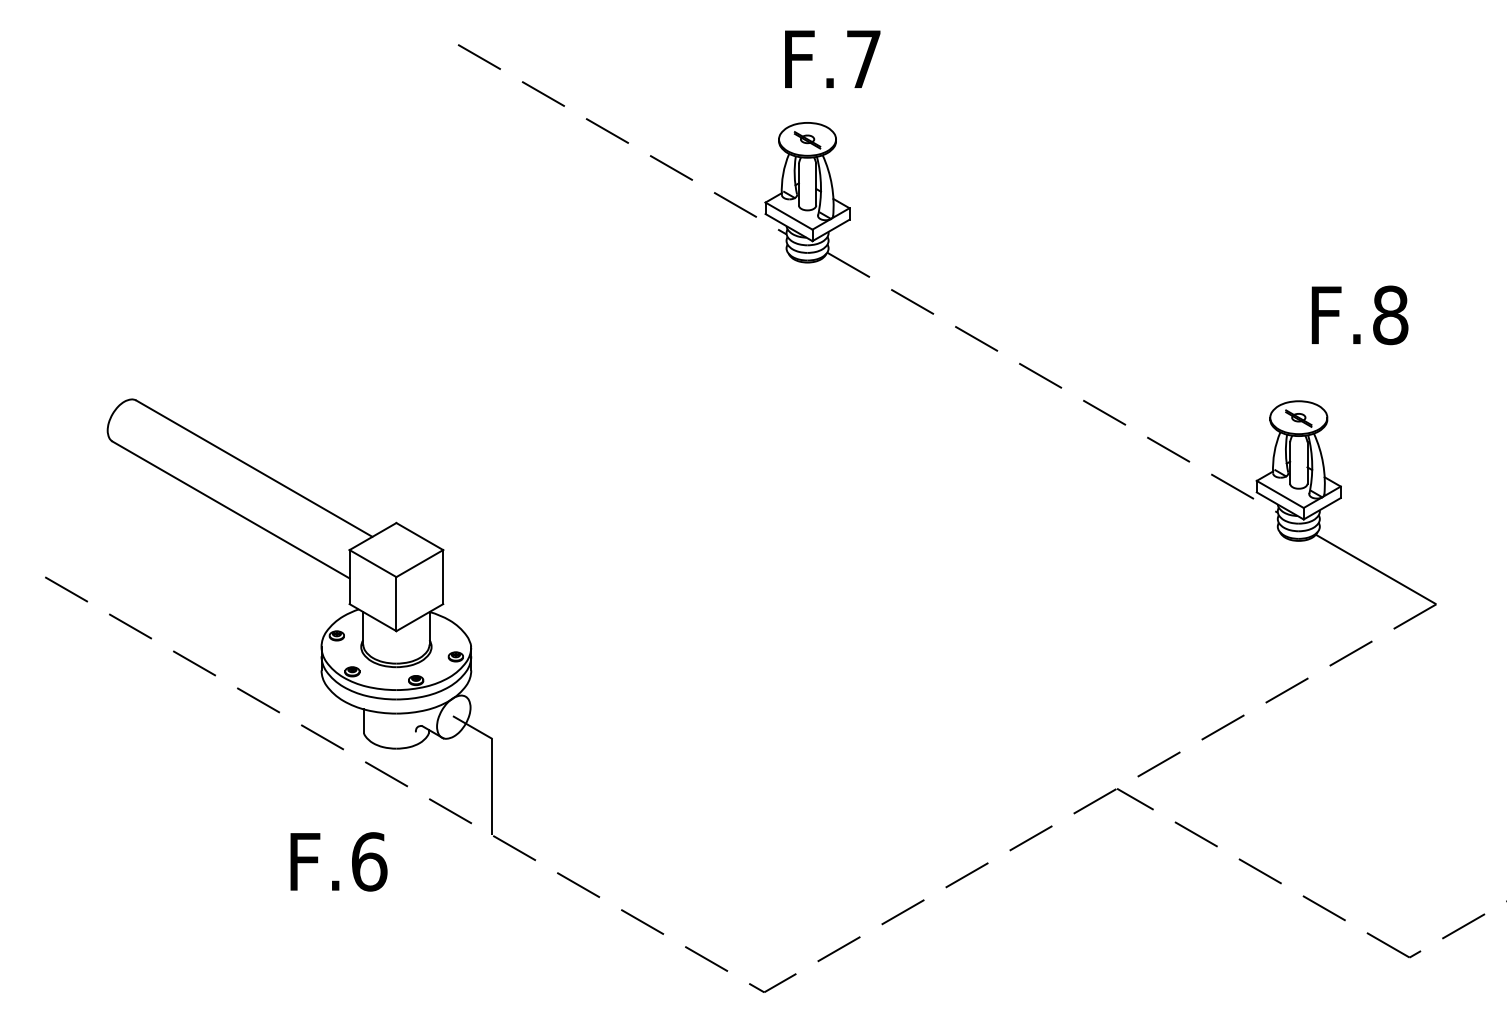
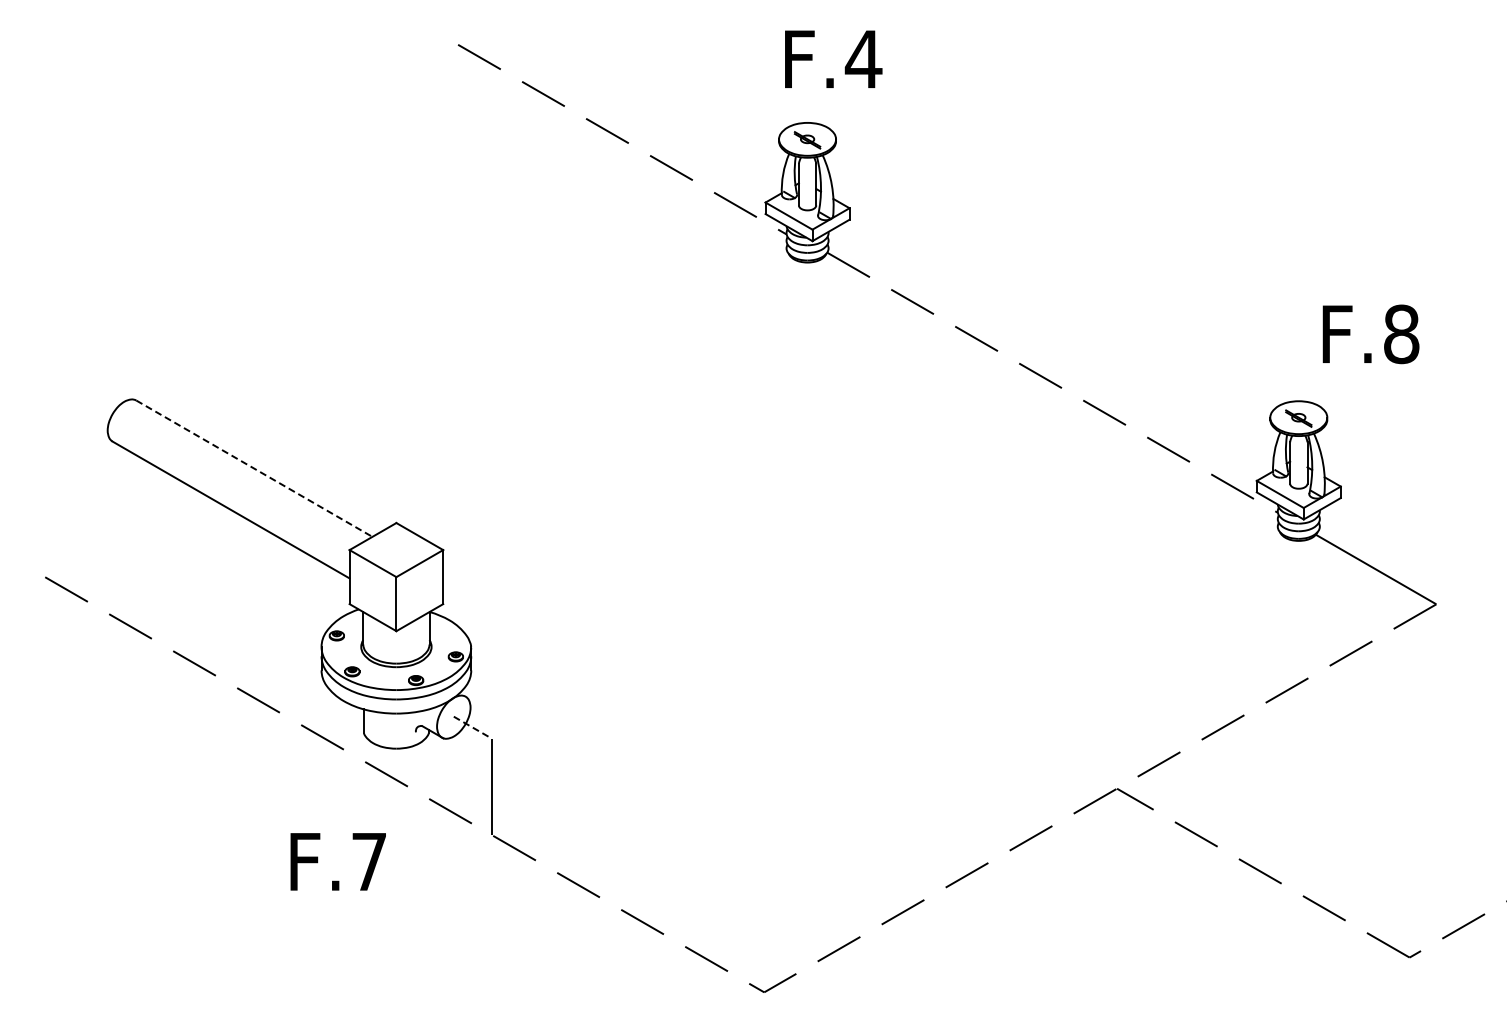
text: F.7 -> F.4 (863, 58)
text position: (1359, 315) -> (1370, 334) (1370, 334)
line: solid -> dashed (254, 468)
line: solid -> dashed (472, 727)
text: F.6 -> F.7 (369, 861)
